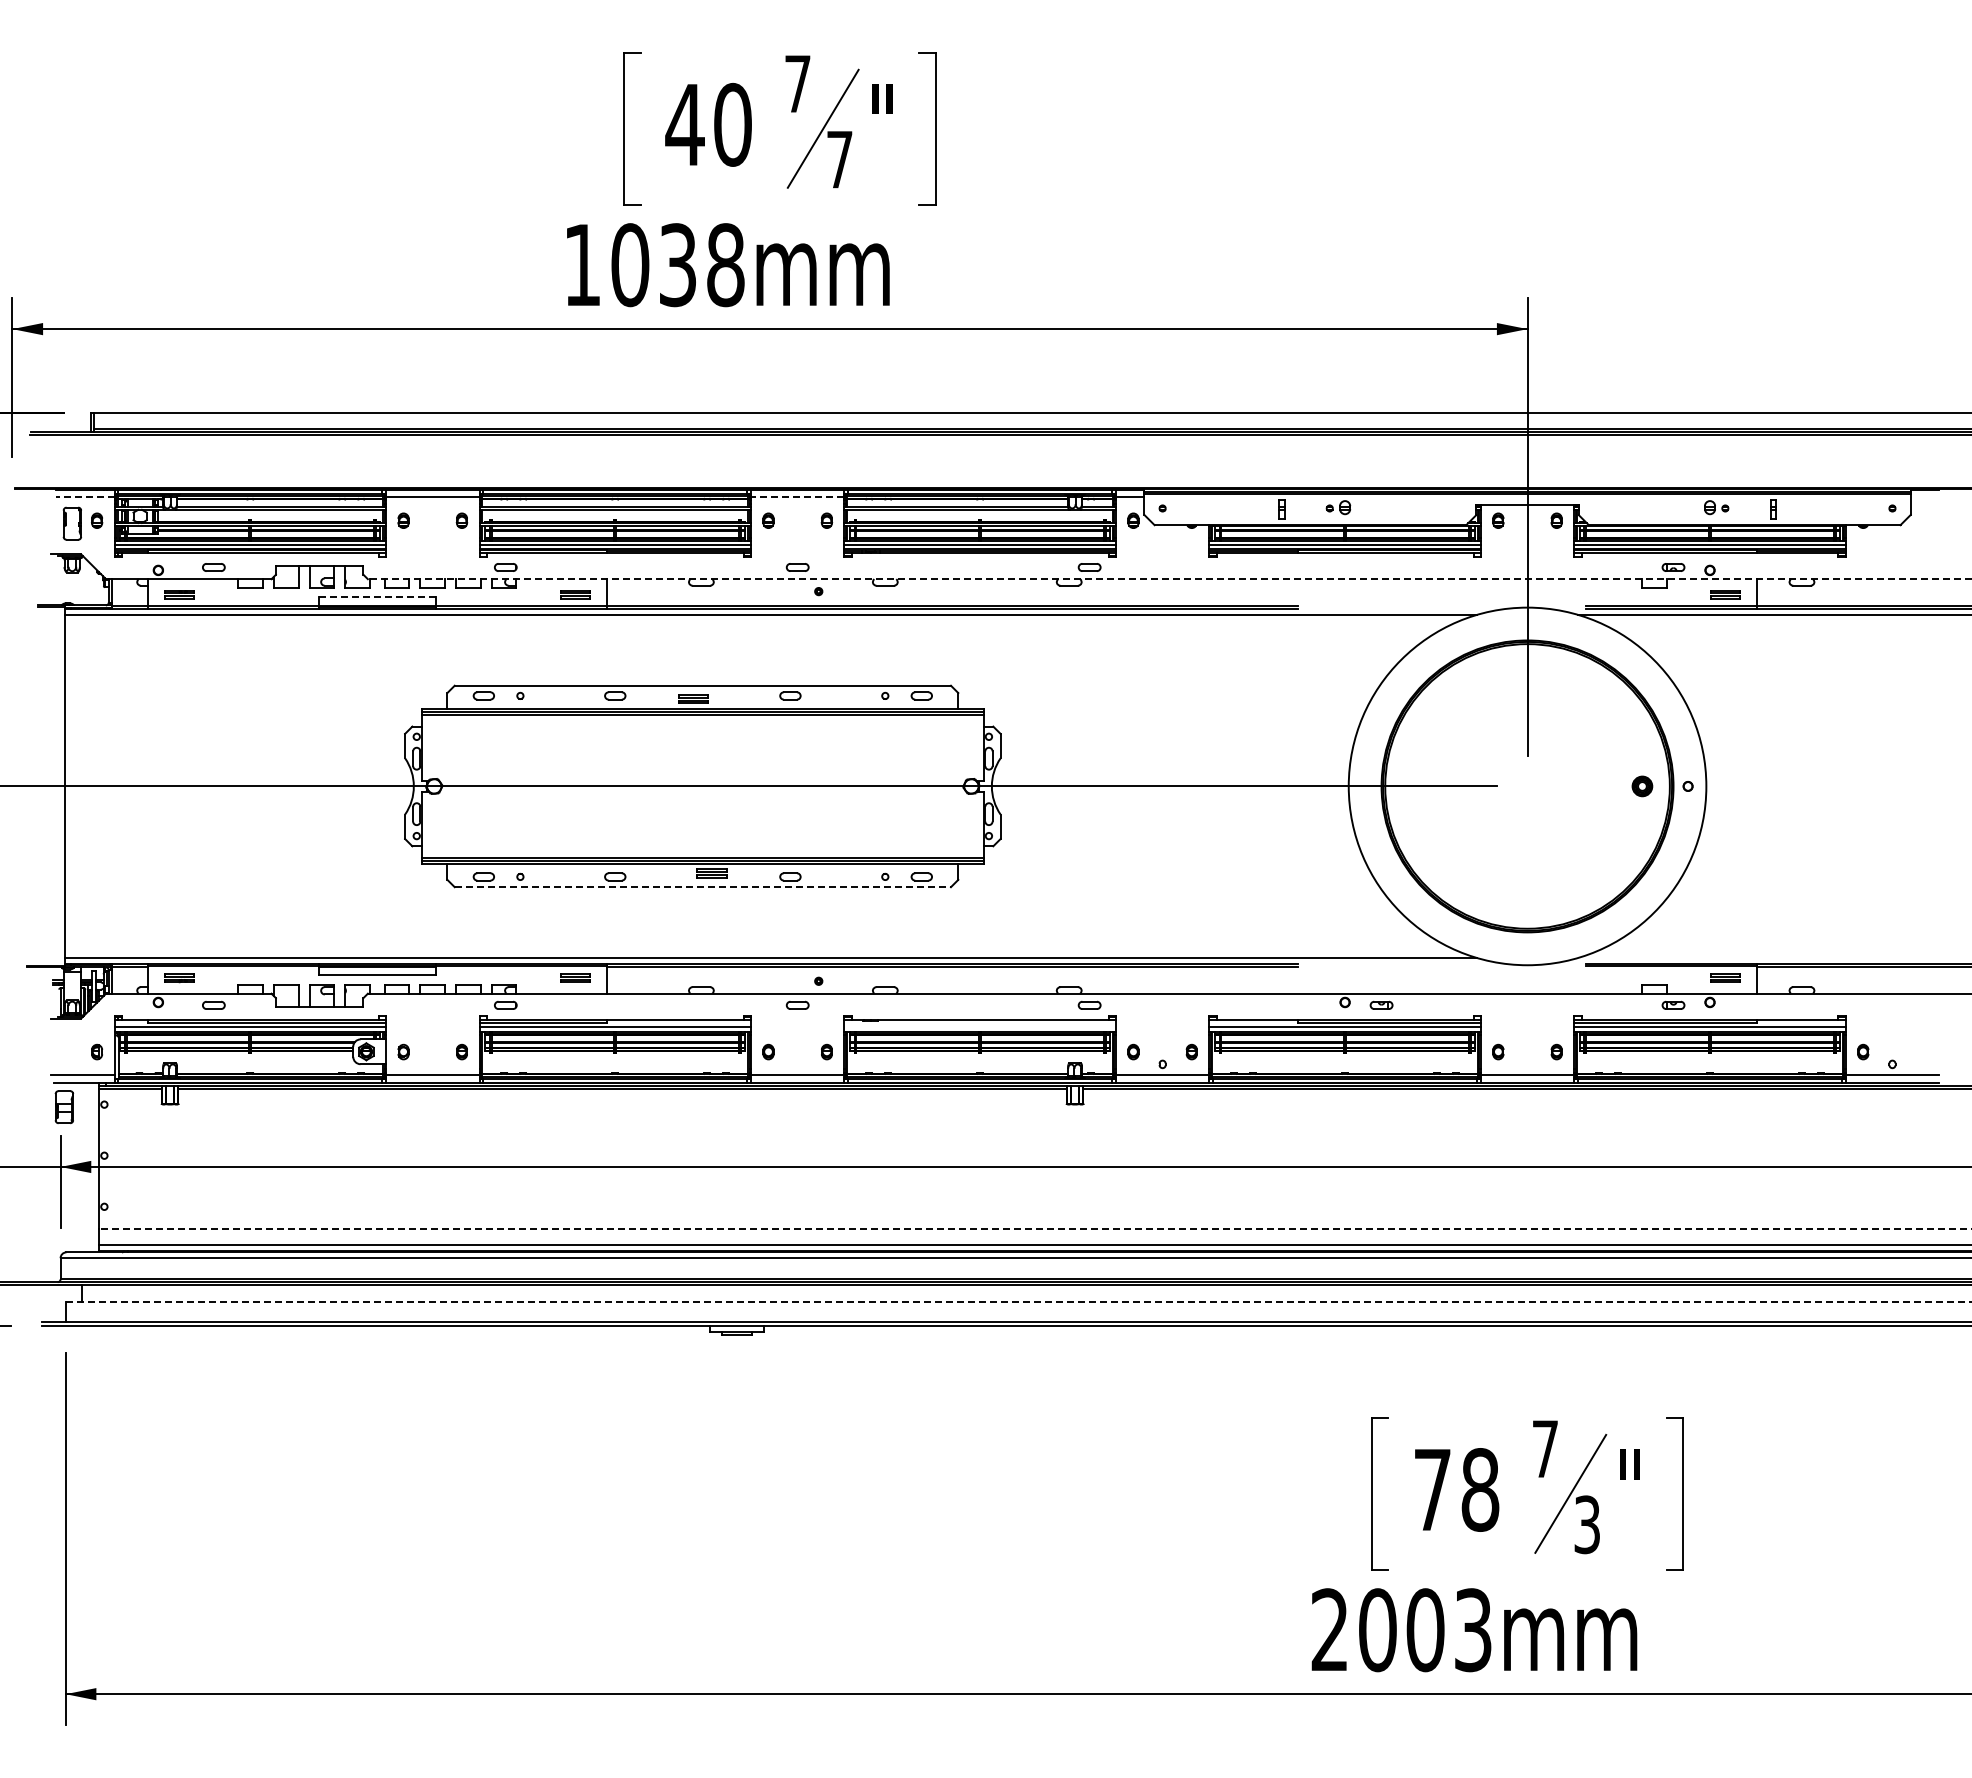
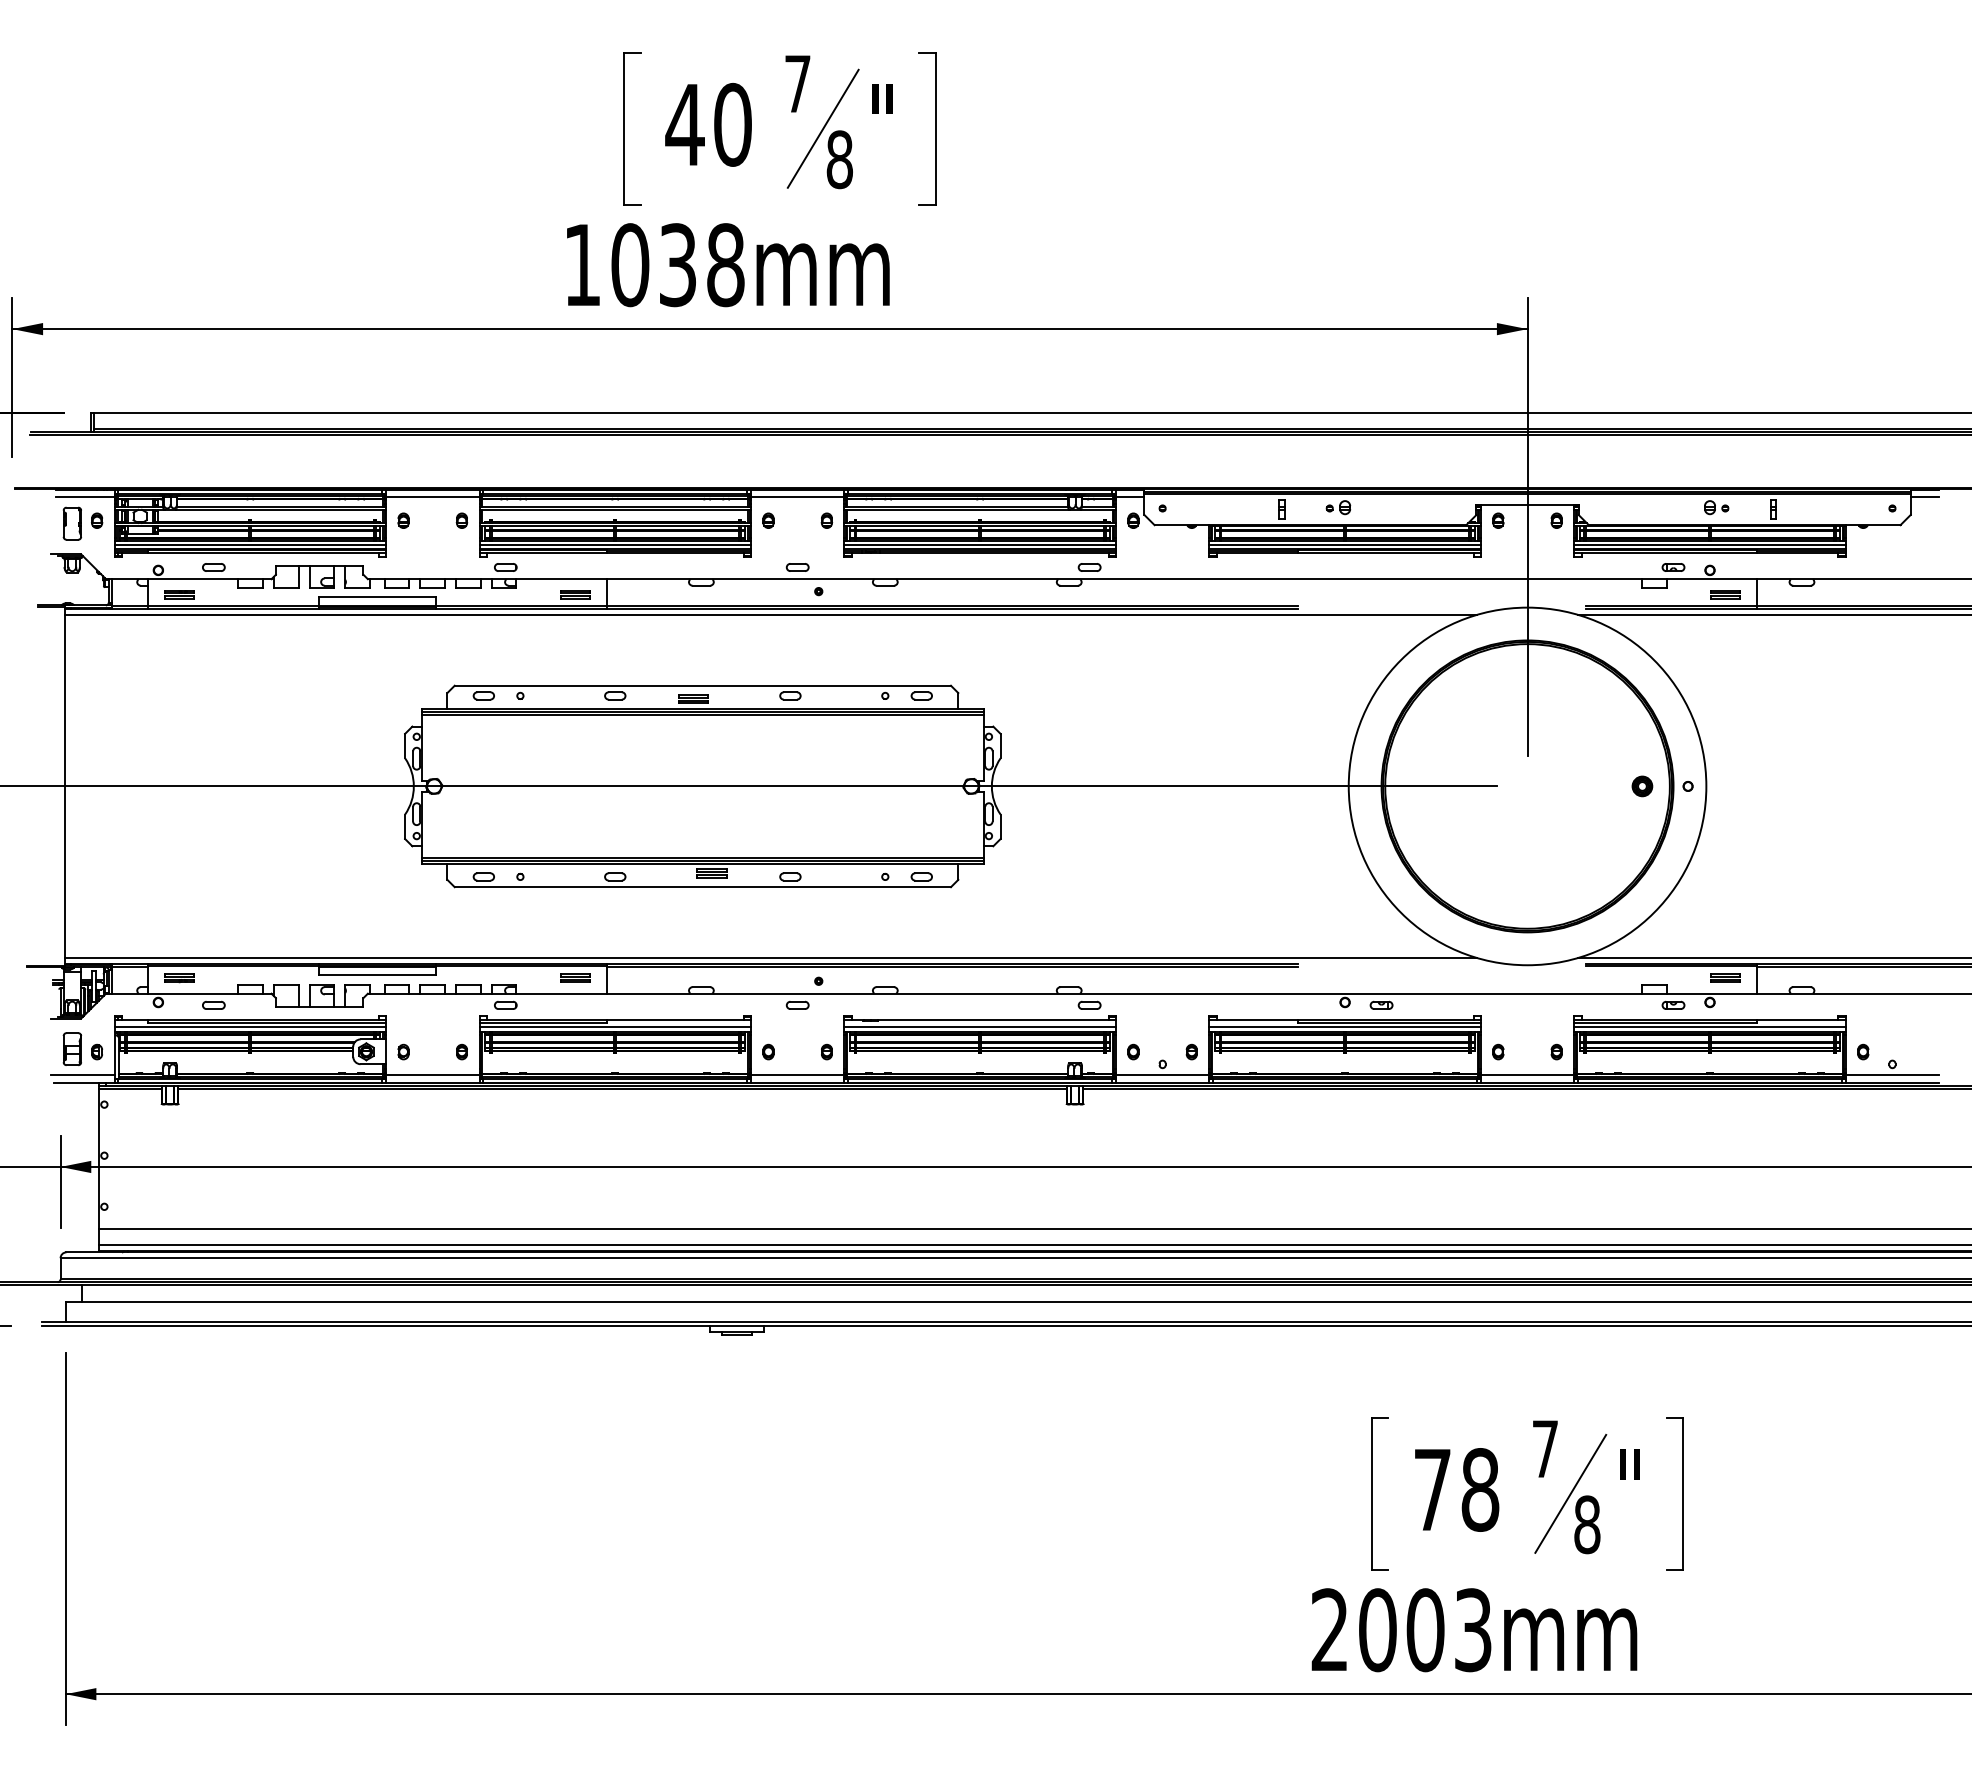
text: 7 -> 8 (839, 159)
line: dashed -> solid (84, 497)
line: dashed -> solid (797, 497)
line: none -> present (1924, 497)
line: dashed -> solid (1169, 579)
line: dashed -> solid (376, 597)
line: dashed -> solid (703, 887)
line: none -> present (1773, 957)
line: none -> present (979, 1027)
part position: (64, 1106) -> (72, 1048) (72, 1048)
line: dashed -> solid (1034, 1228)
line: dashed -> solid (1018, 1302)
text: 3 -> 8 (1587, 1524)
